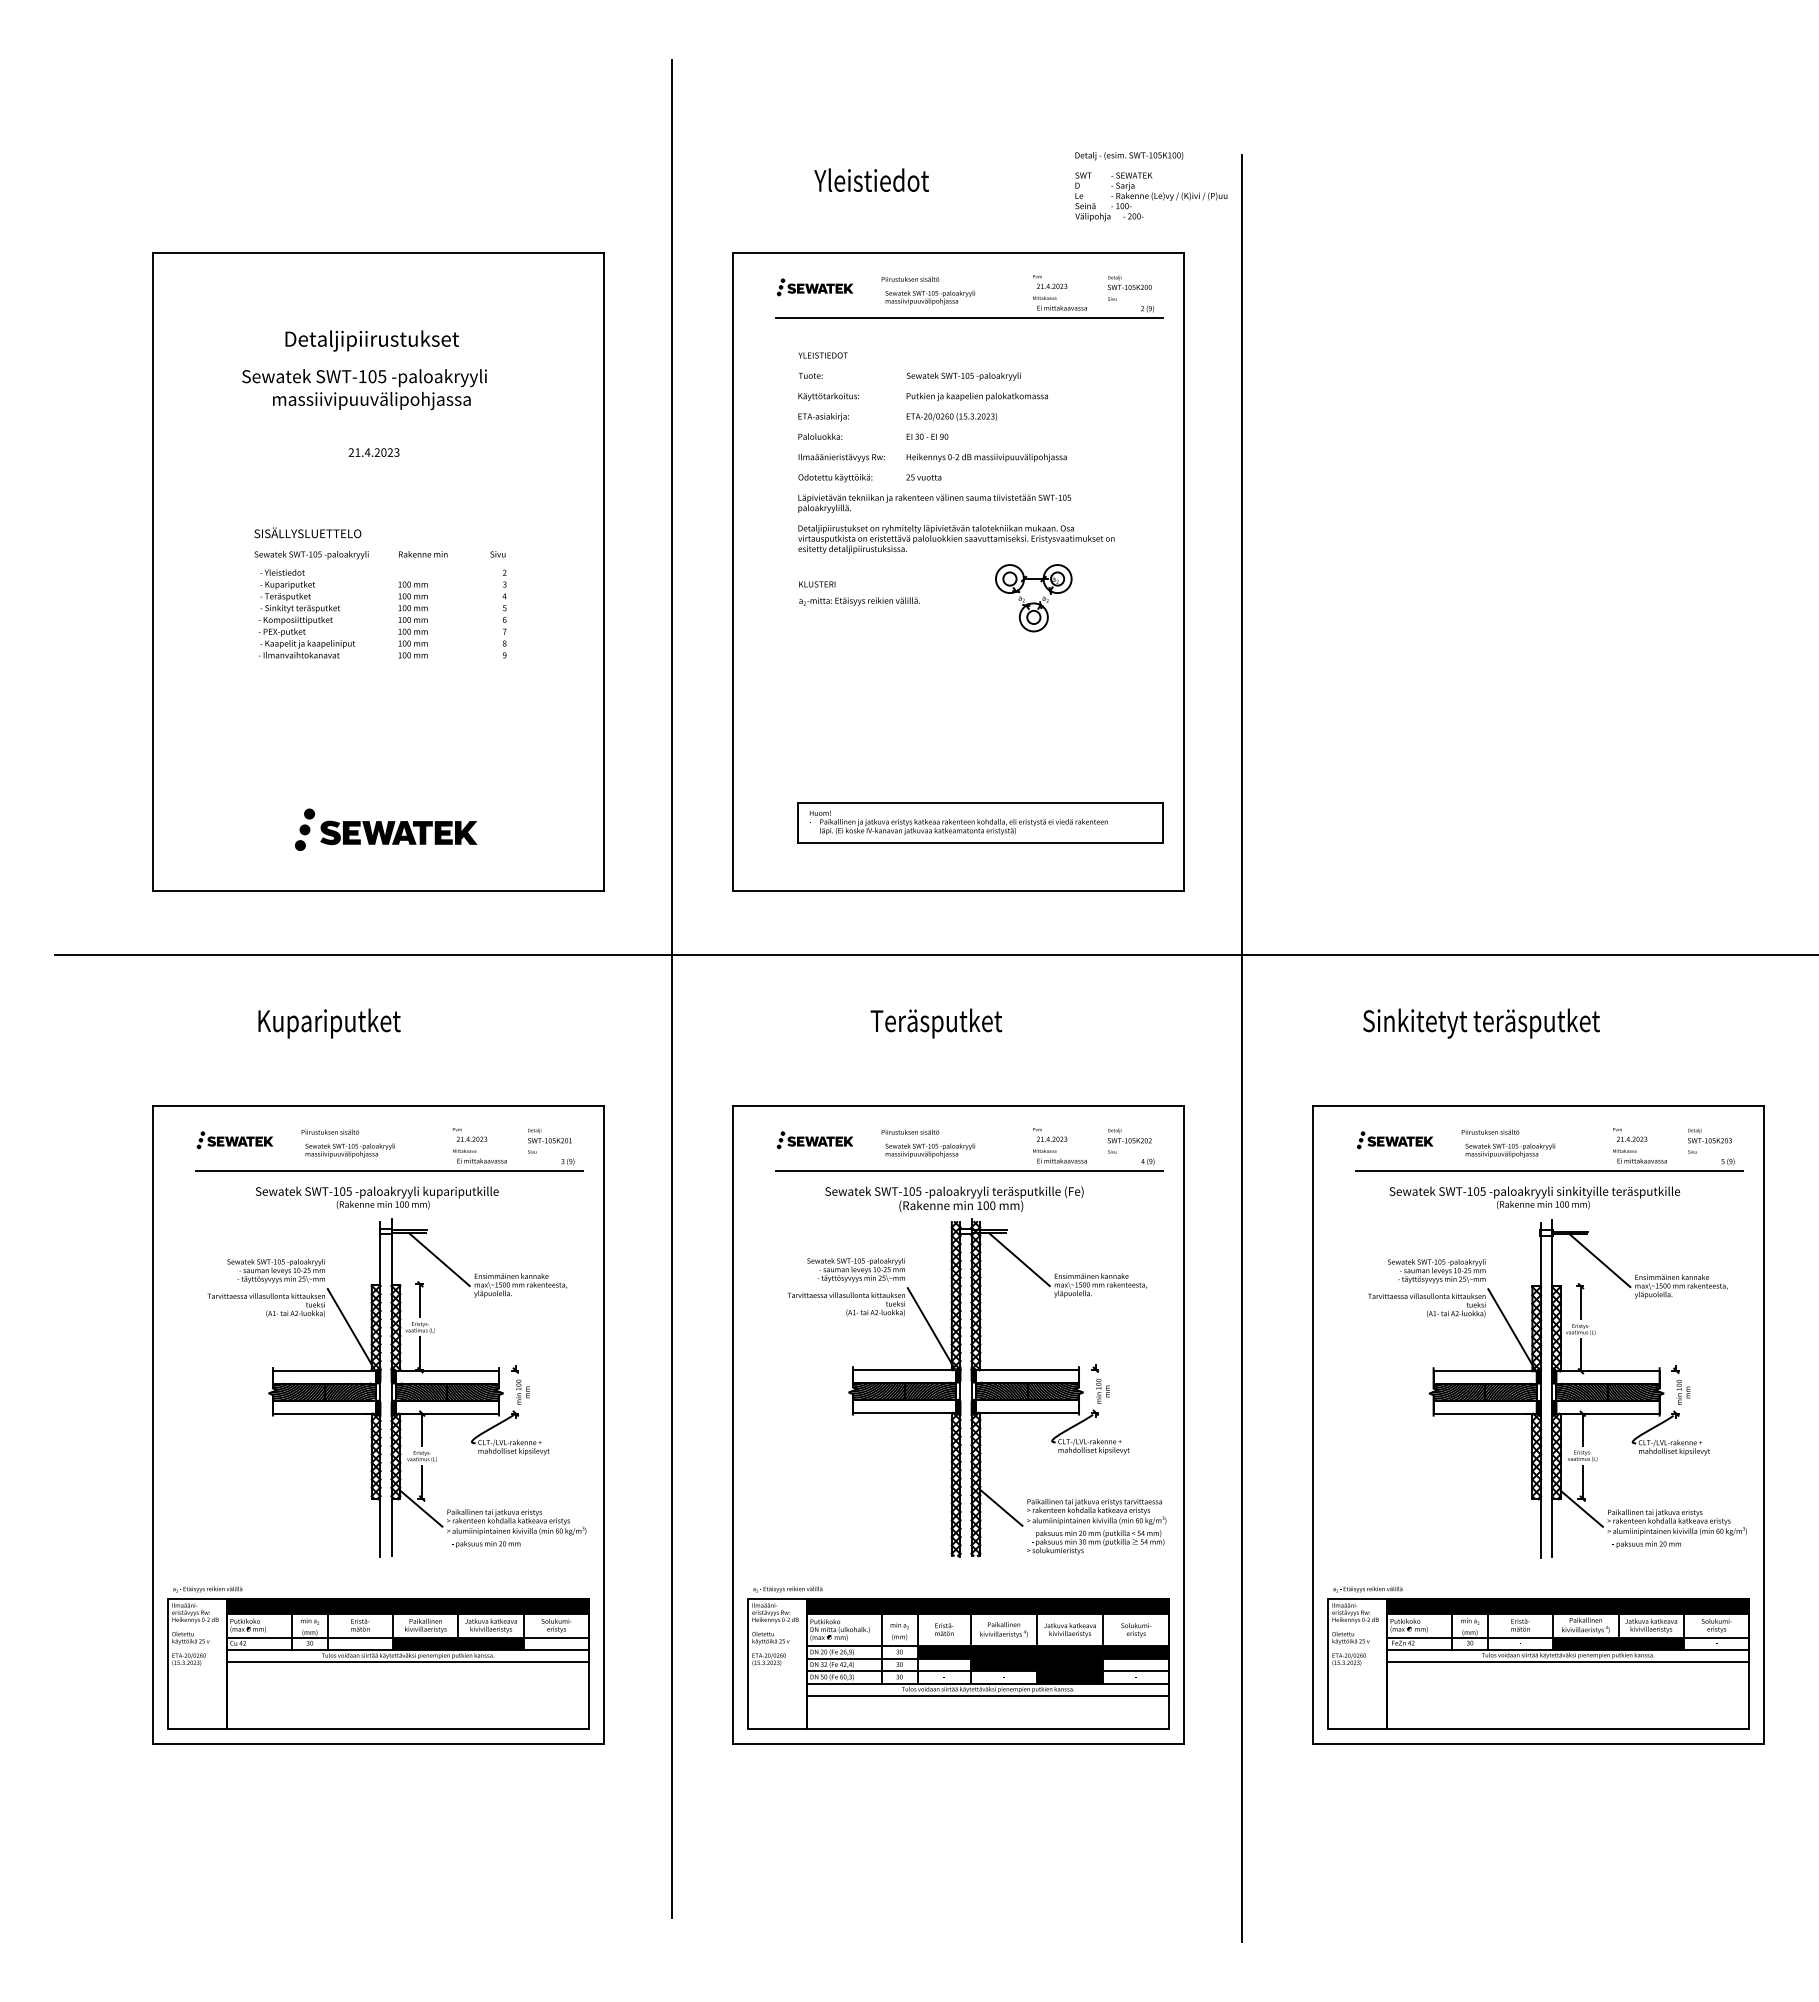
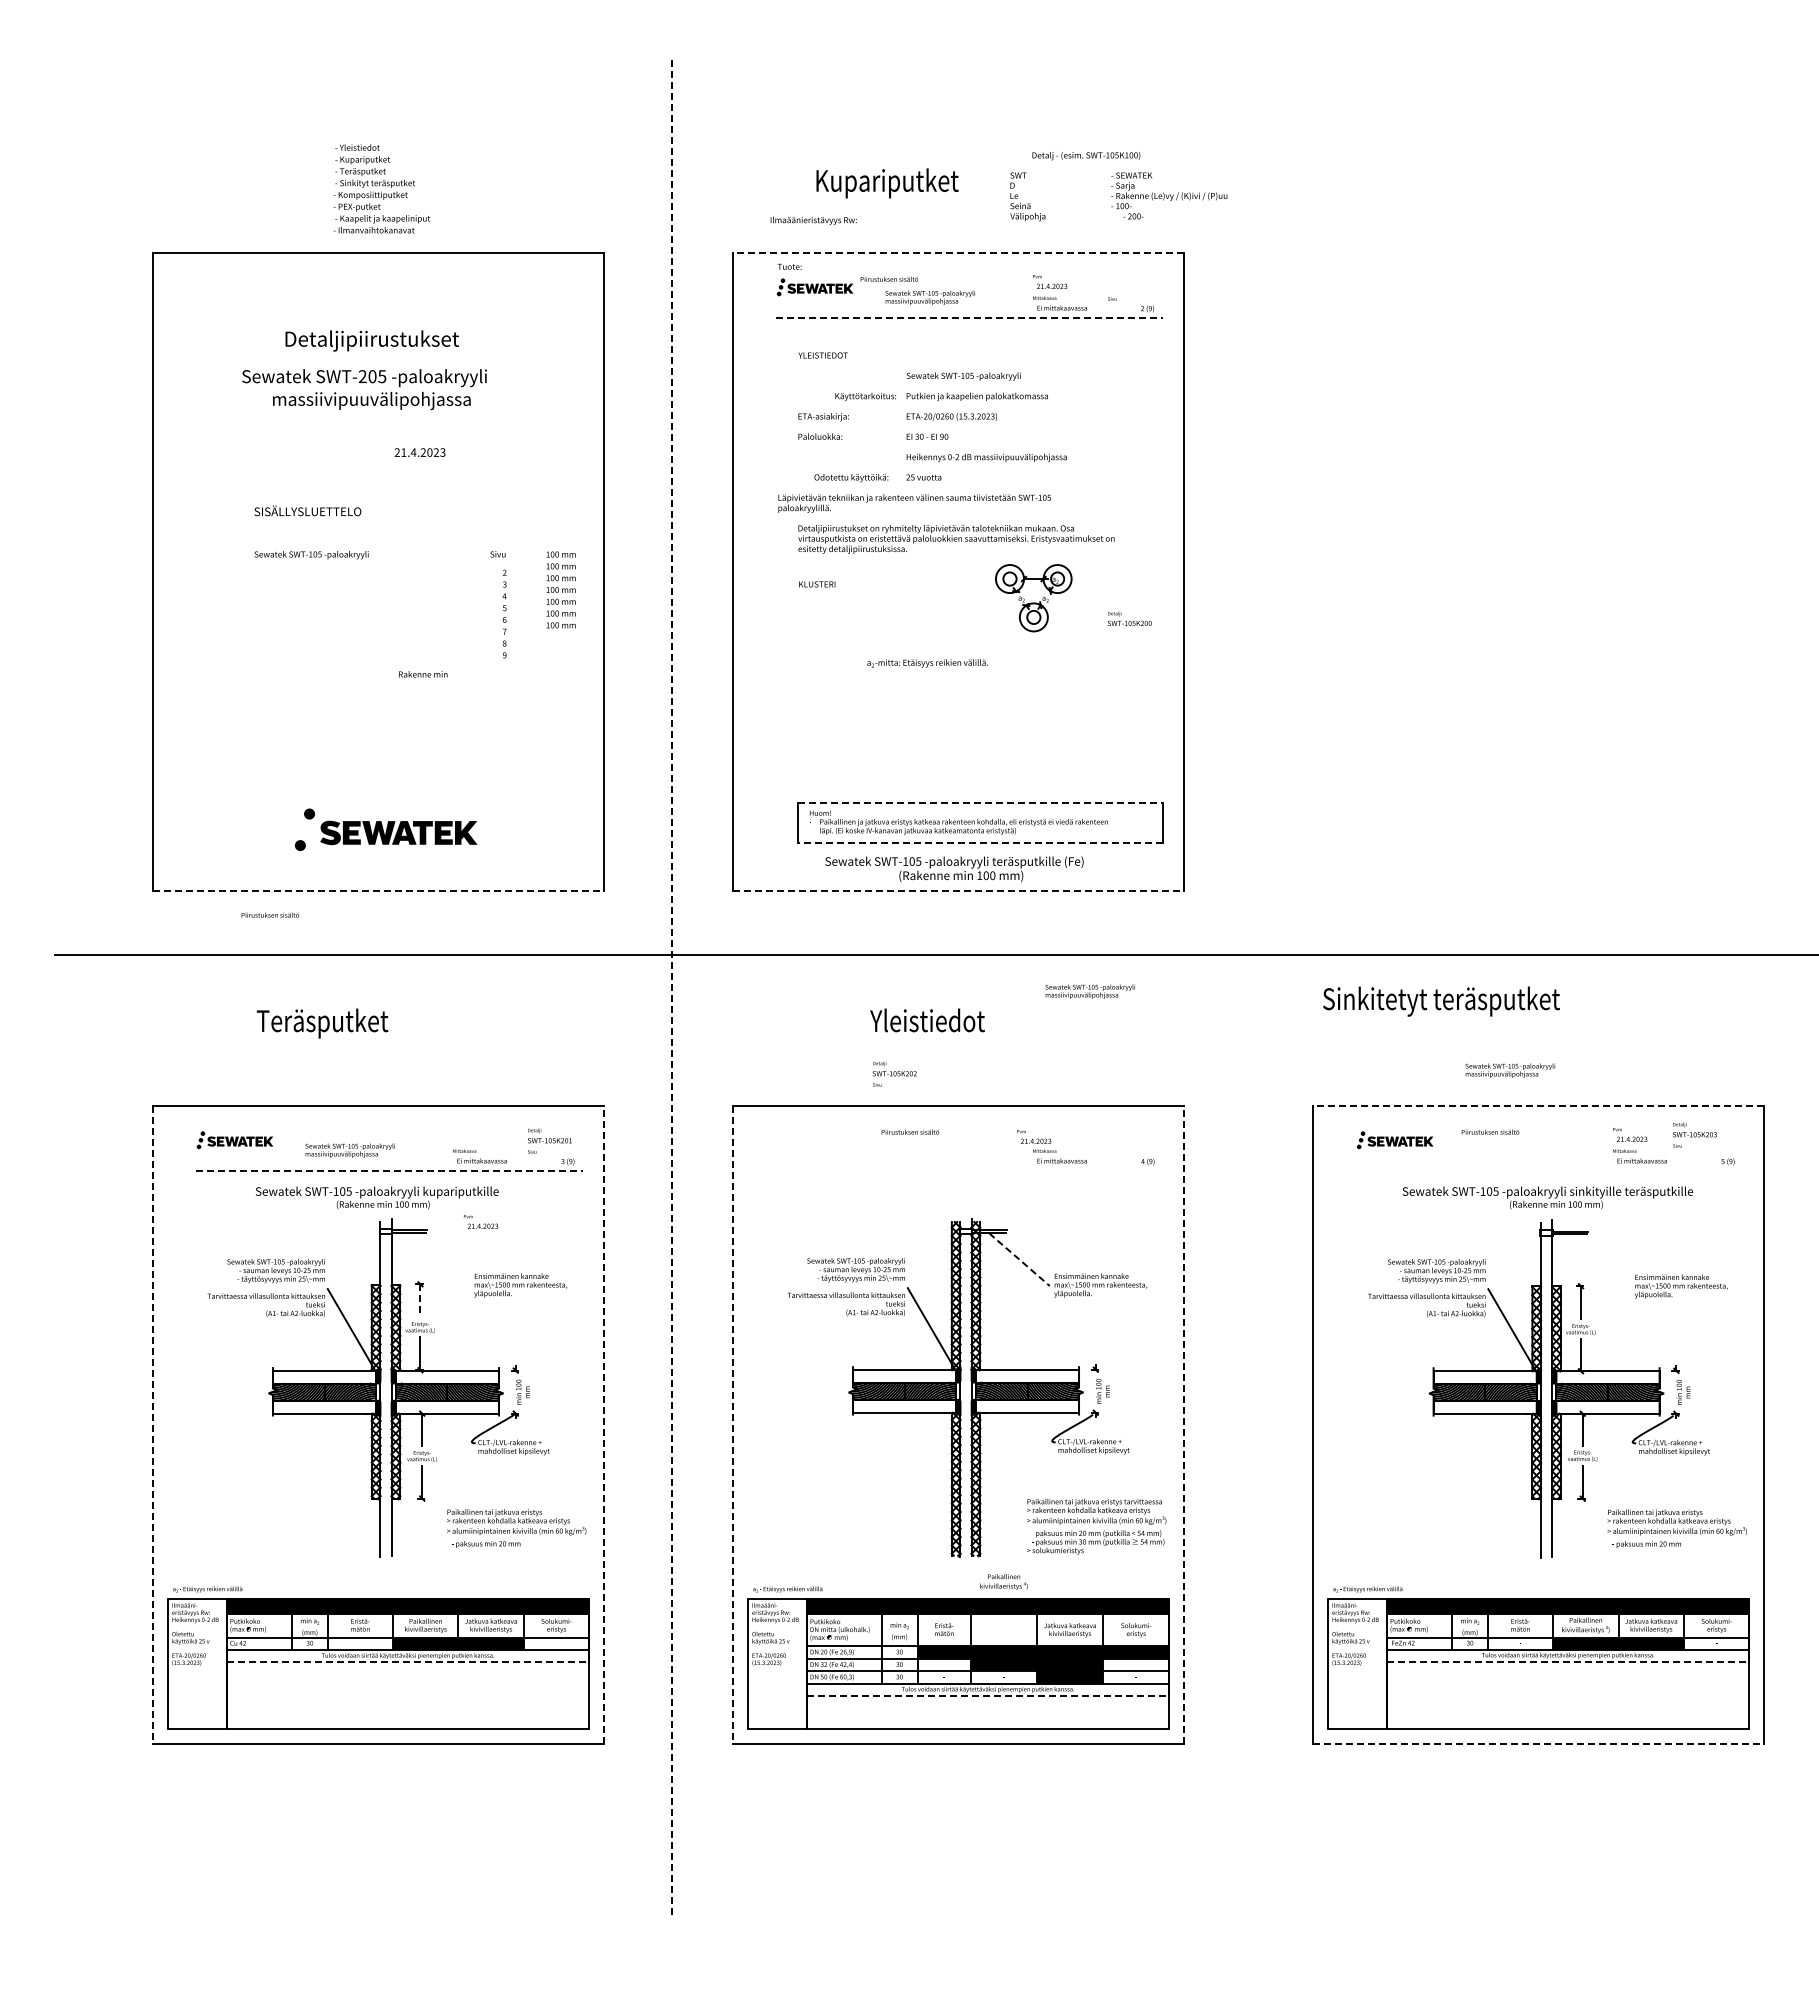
text position: (1129, 156) -> (1086, 156) (1086, 156)
text: Yleistiedot -> Kupariputket (886, 183)
text position: (1092, 196) -> (1027, 196) (1027, 196)
line: solid -> dashed (958, 252)
text position: (910, 278) -> (889, 278) (889, 278)
text position: (1129, 282) -> (1129, 618) (1129, 618)
line: solid -> dashed (969, 318)
text position: (810, 375) -> (789, 266) (789, 266)
text: SWT-105 -> SWT-205 (362, 376)
text position: (828, 396) -> (865, 396) (865, 396)
text position: (373, 452) -> (419, 452) (419, 452)
text position: (841, 457) -> (813, 220) (813, 220)
text position: (835, 478) -> (851, 478) (851, 478)
text position: (934, 503) -> (914, 503) (914, 503)
text position: (307, 532) -> (307, 510) (307, 510)
text position: (423, 554) -> (423, 674) (423, 674)
text position: (859, 601) -> (927, 663) (927, 663)
text position: (306, 613) -> (381, 188) (381, 188)
text position: (412, 619) -> (560, 589) (560, 589)
line: solid -> dashed (981, 803)
fill: present -> none (304, 829)
line: solid -> dashed (980, 843)
line: solid -> dashed (378, 890)
line: solid -> dashed (958, 890)
line: solid -> dashed (671, 988)
text: Kupariputket -> Teräsputket (328, 1023)
text: Teräsputket -> Yleistiedot (936, 1023)
text position: (1481, 1023) -> (1441, 1001) (1441, 1001)
line: present -> none (1242, 1047)
line: solid -> dashed (1538, 1105)
text position: (330, 1131) -> (270, 914) (270, 914)
text position: (470, 1134) -> (481, 1221) (481, 1221)
text position: (1050, 1134) -> (1034, 1136) (1034, 1136)
part: present -> none (815, 1140)
text position: (1129, 1140) -> (894, 1073) (894, 1073)
text position: (1709, 1140) -> (1694, 1134) (1694, 1134)
text position: (929, 1150) -> (1089, 991) (1089, 991)
text position: (1510, 1150) -> (1510, 1070) (1510, 1070)
line: solid -> dashed (389, 1170)
line: present -> none (969, 1170)
line: present -> none (1549, 1170)
text position: (1534, 1197) -> (1547, 1197) (1547, 1197)
text position: (954, 1199) -> (954, 869) (954, 869)
line: present -> none (439, 1259)
line: solid -> dashed (1019, 1259)
line: present -> none (1599, 1260)
line: solid -> dashed (420, 1301)
line: solid -> dashed (604, 1424)
line: solid -> dashed (1184, 1424)
line: solid -> dashed (153, 1425)
line: solid -> dashed (733, 1425)
line: present -> none (1001, 1507)
line: present -> none (421, 1508)
line: present -> none (1581, 1508)
text position: (1003, 1629) -> (1003, 1581) (1003, 1581)
line: solid -> dashed (408, 1661)
line: solid -> dashed (1568, 1661)
line: solid -> dashed (988, 1695)
line: solid -> dashed (1538, 1743)
